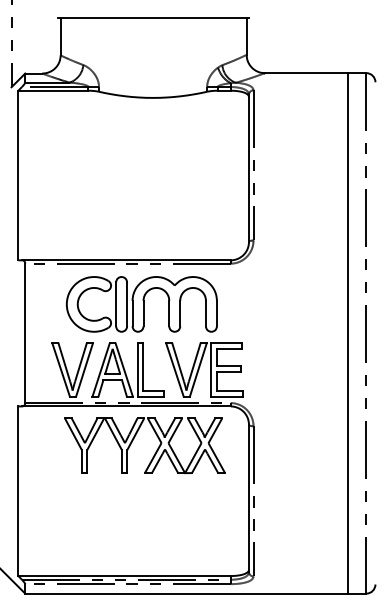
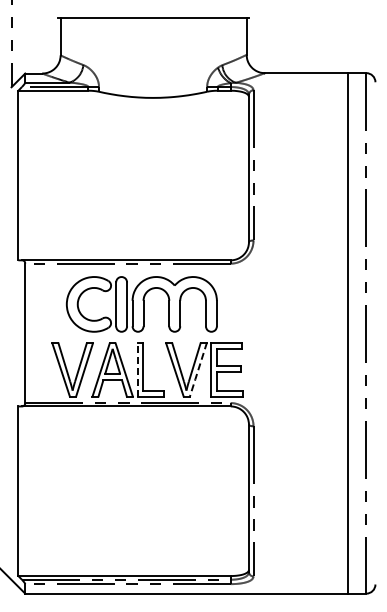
line: solid -> dashed (137, 369)
line: solid -> dashed (198, 370)
part: present -> none (135, 437)
